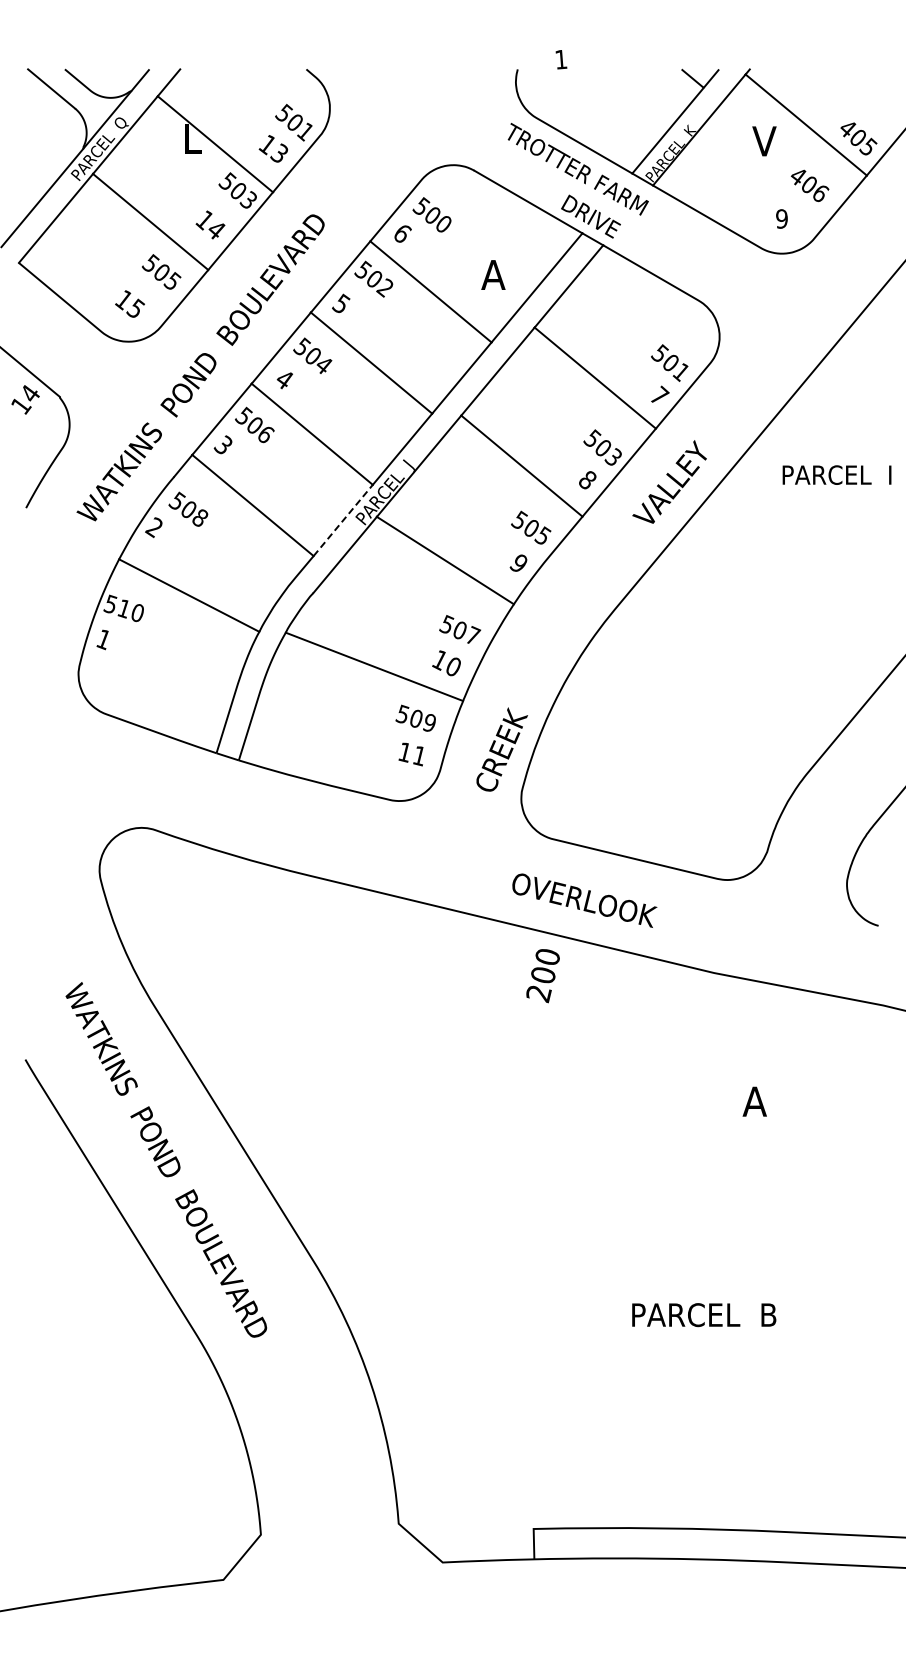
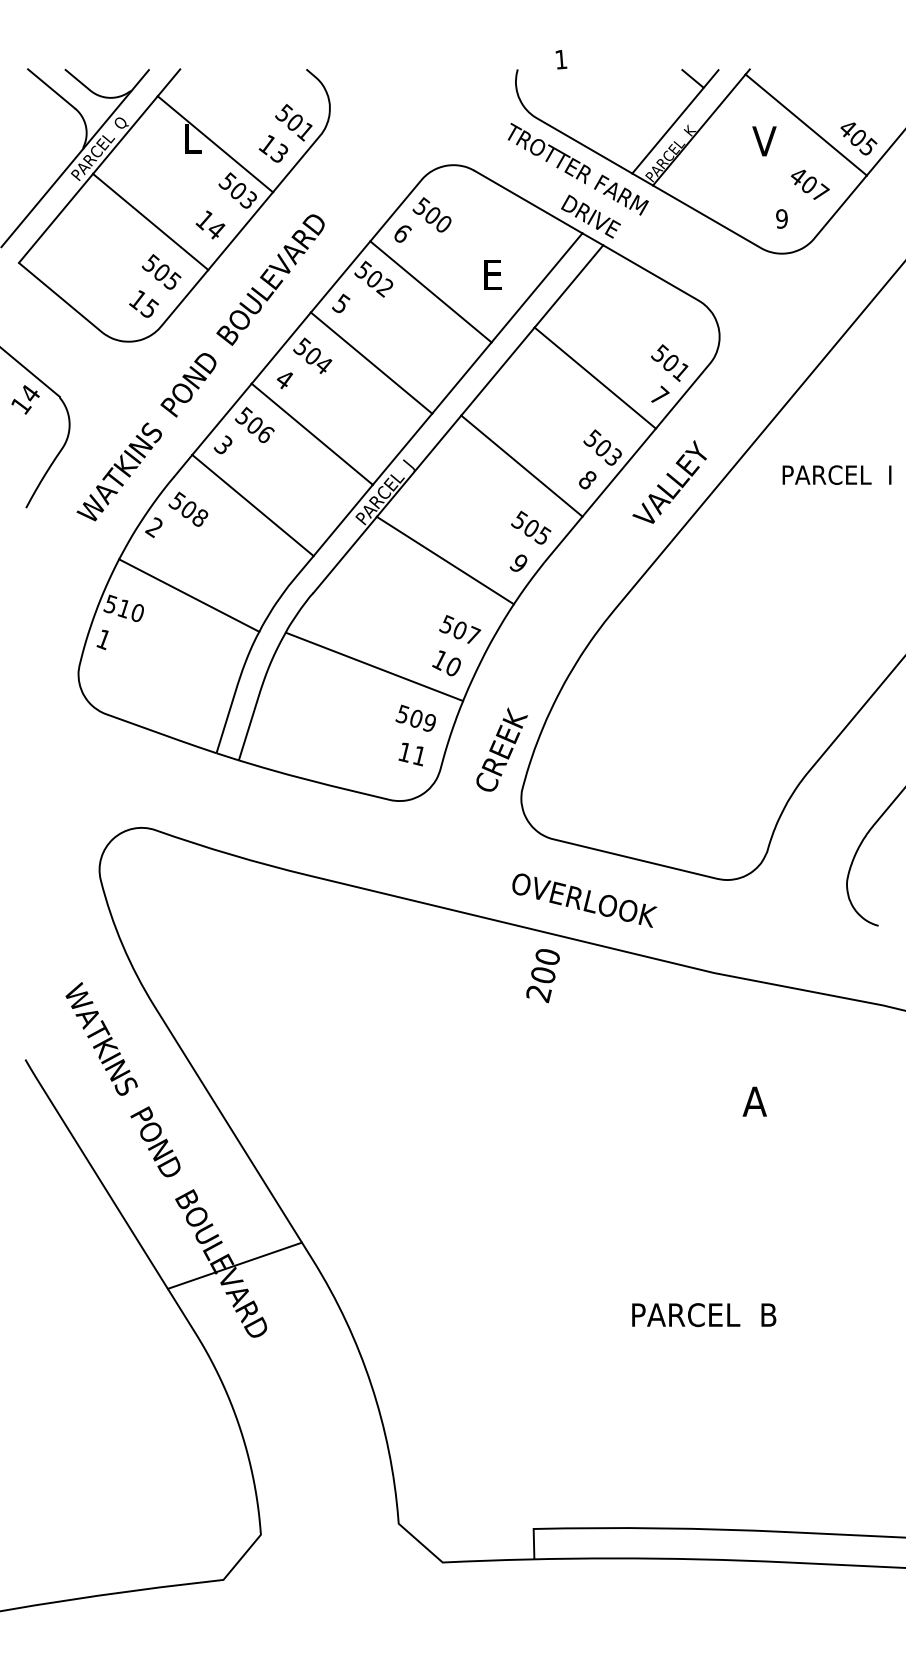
text: 406 -> 407 (821, 192)
text: A -> E (493, 274)
text position: (129, 303) -> (143, 303) (143, 303)
line: dashed -> solid (343, 520)
line: none -> present (234, 1265)
